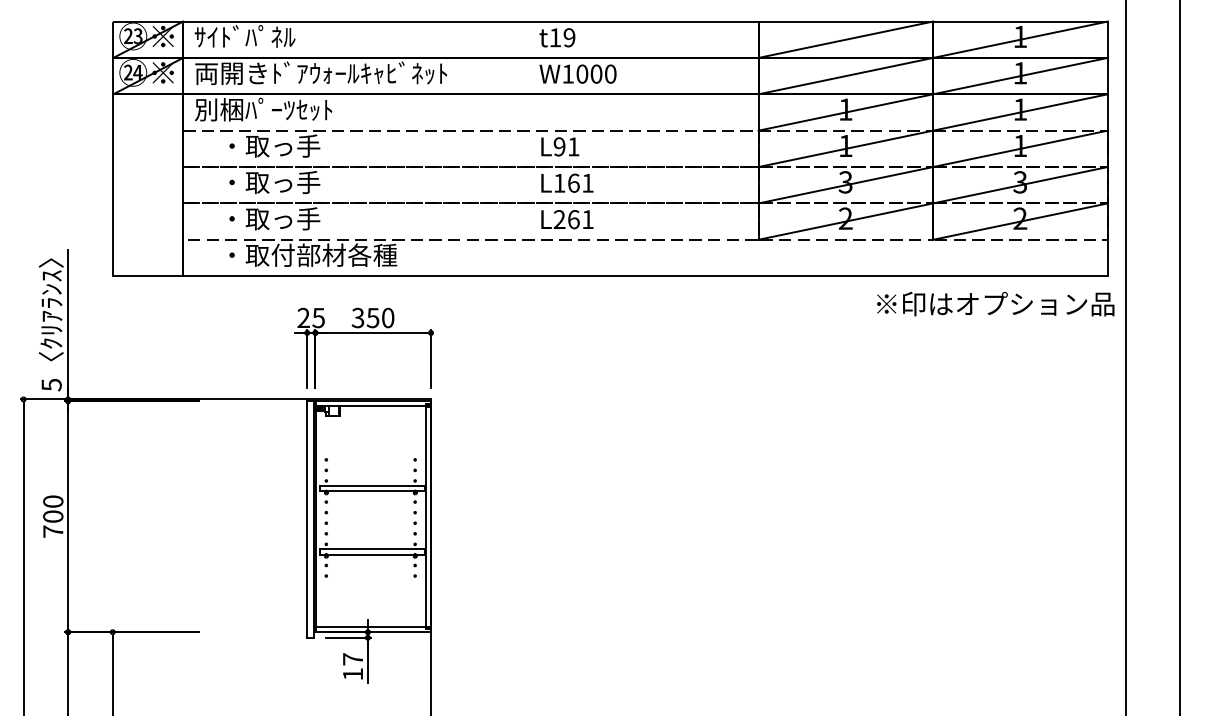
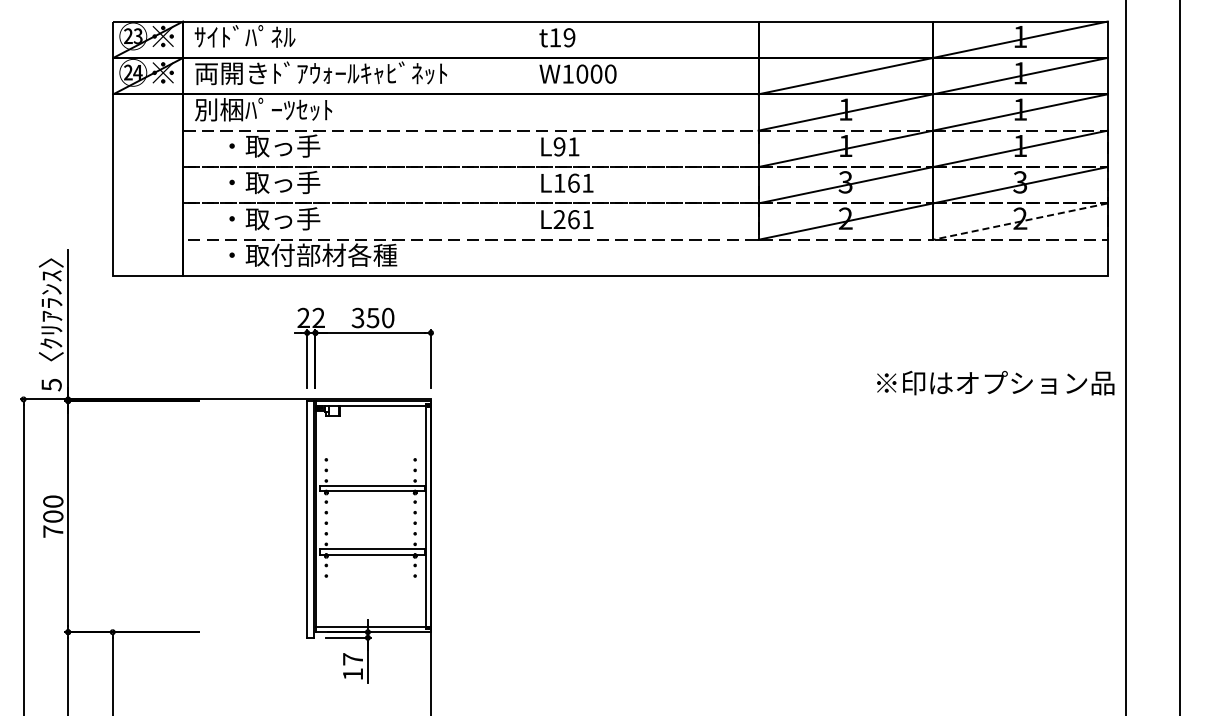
line: present -> none (845, 39)
line: solid -> dashed (1020, 221)
text position: (995, 303) -> (995, 382) (995, 382)
text: 25 -> 22 (318, 317)
